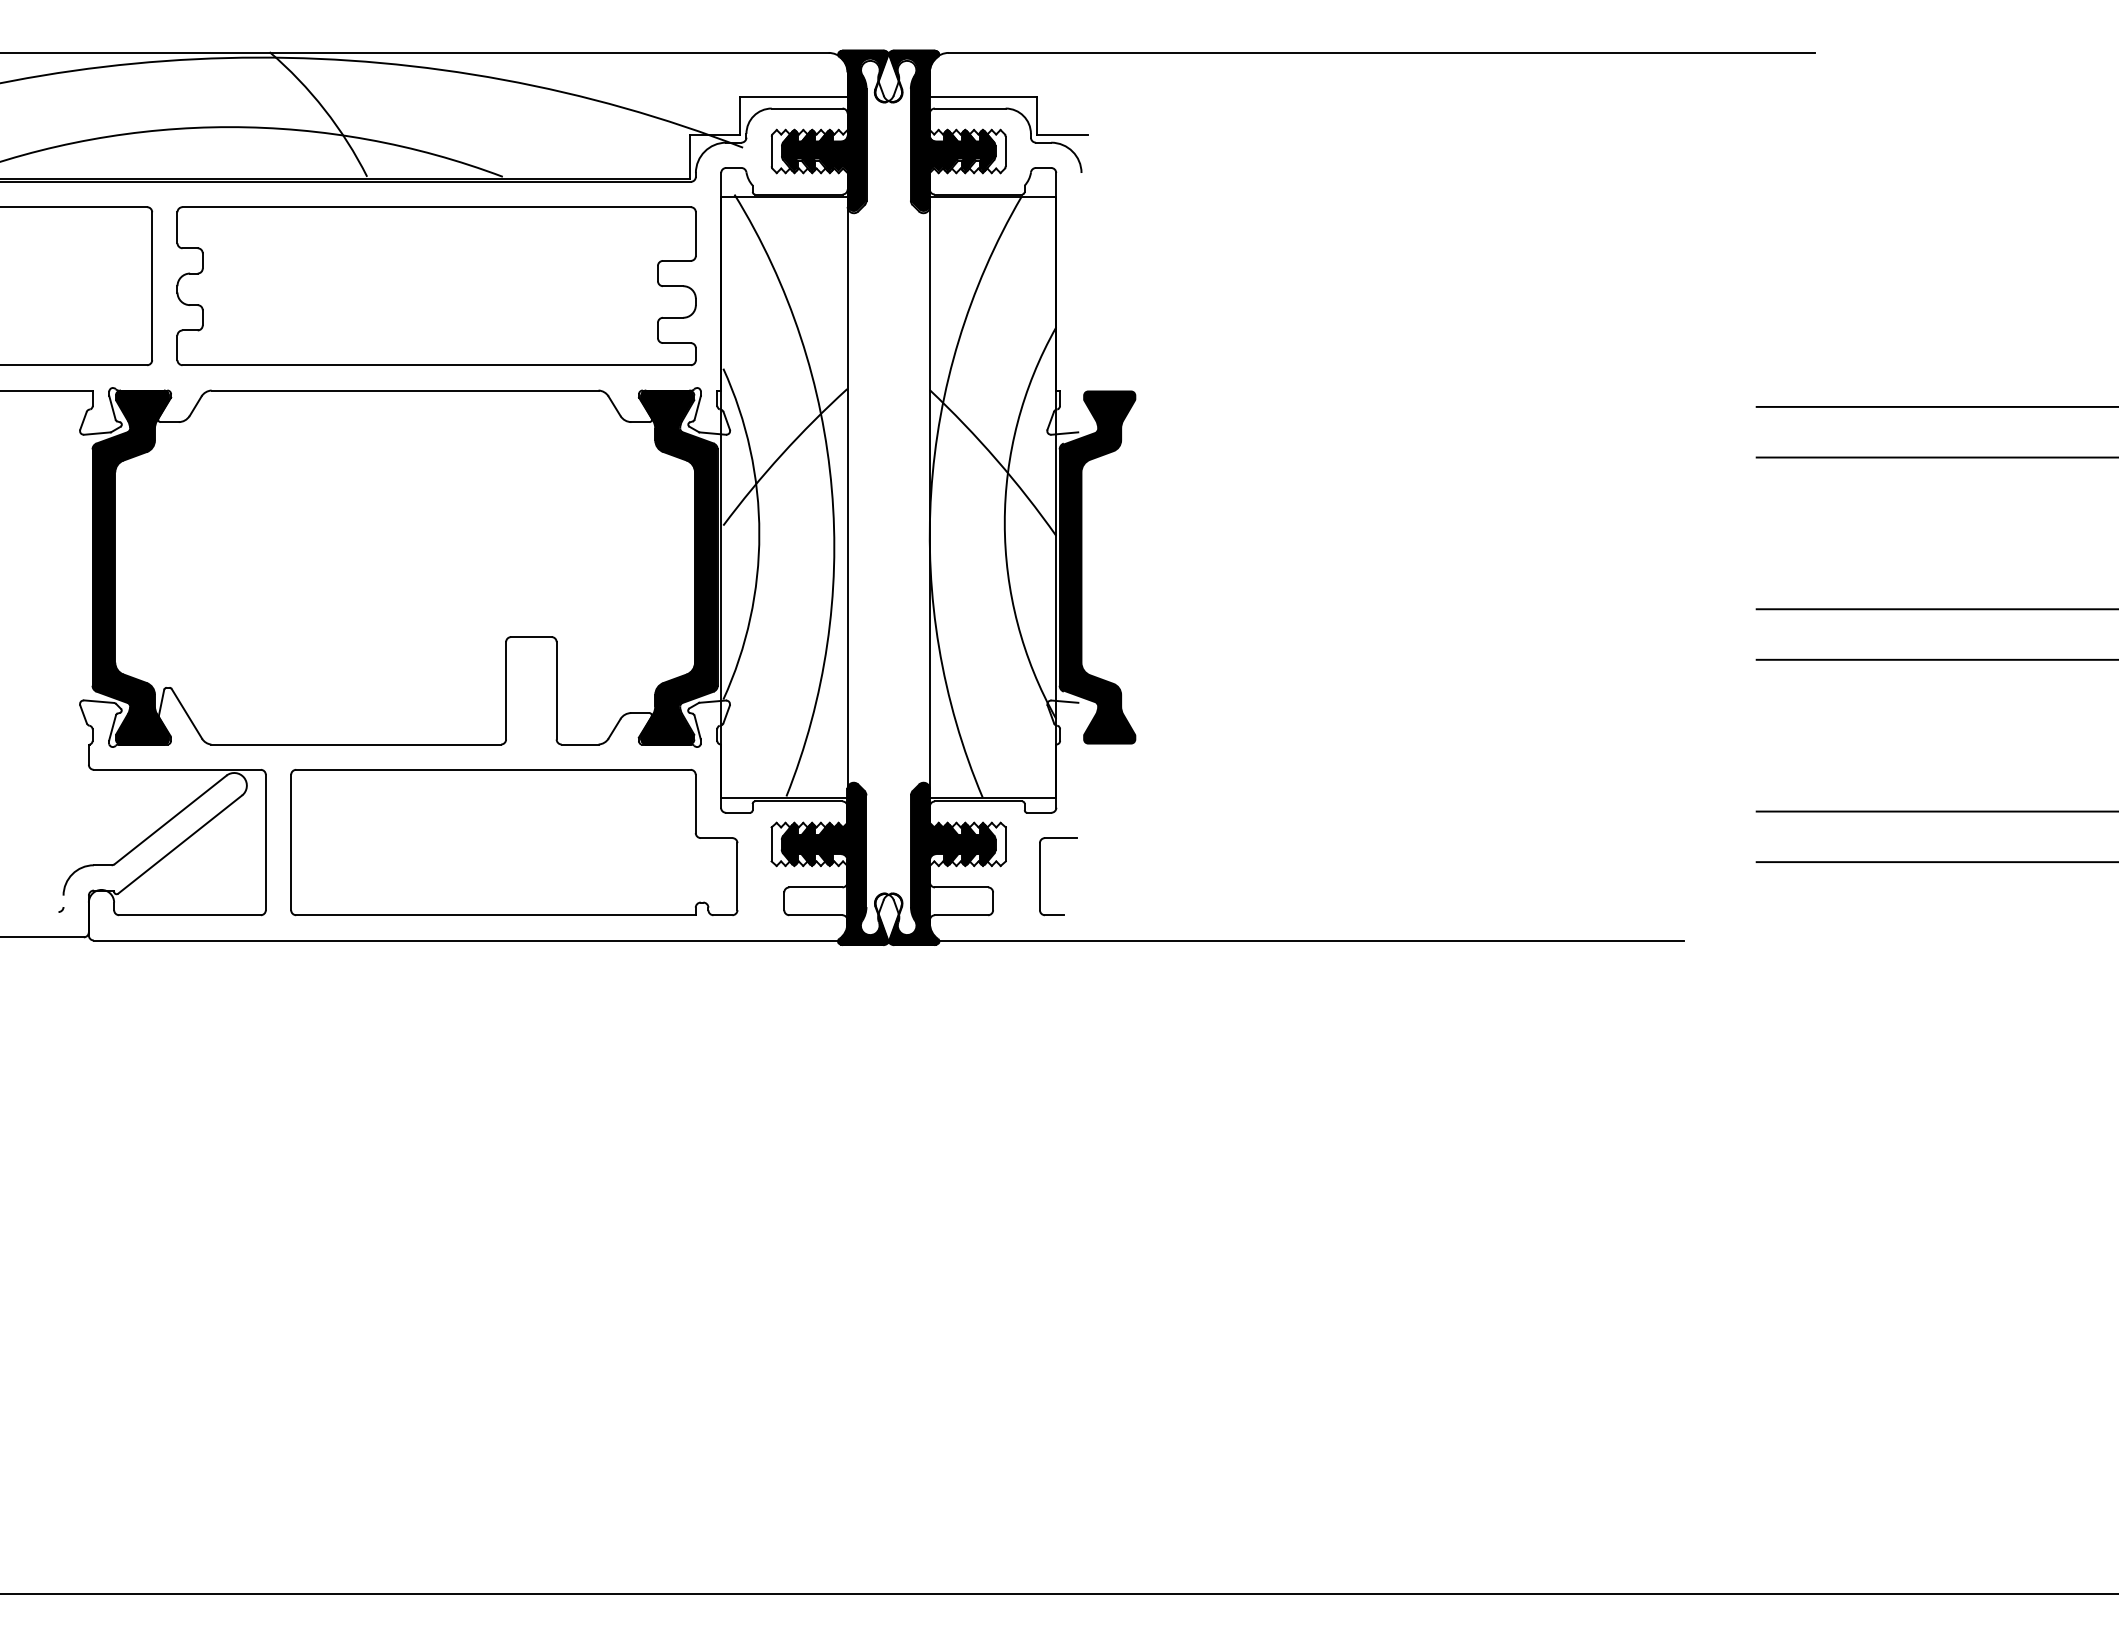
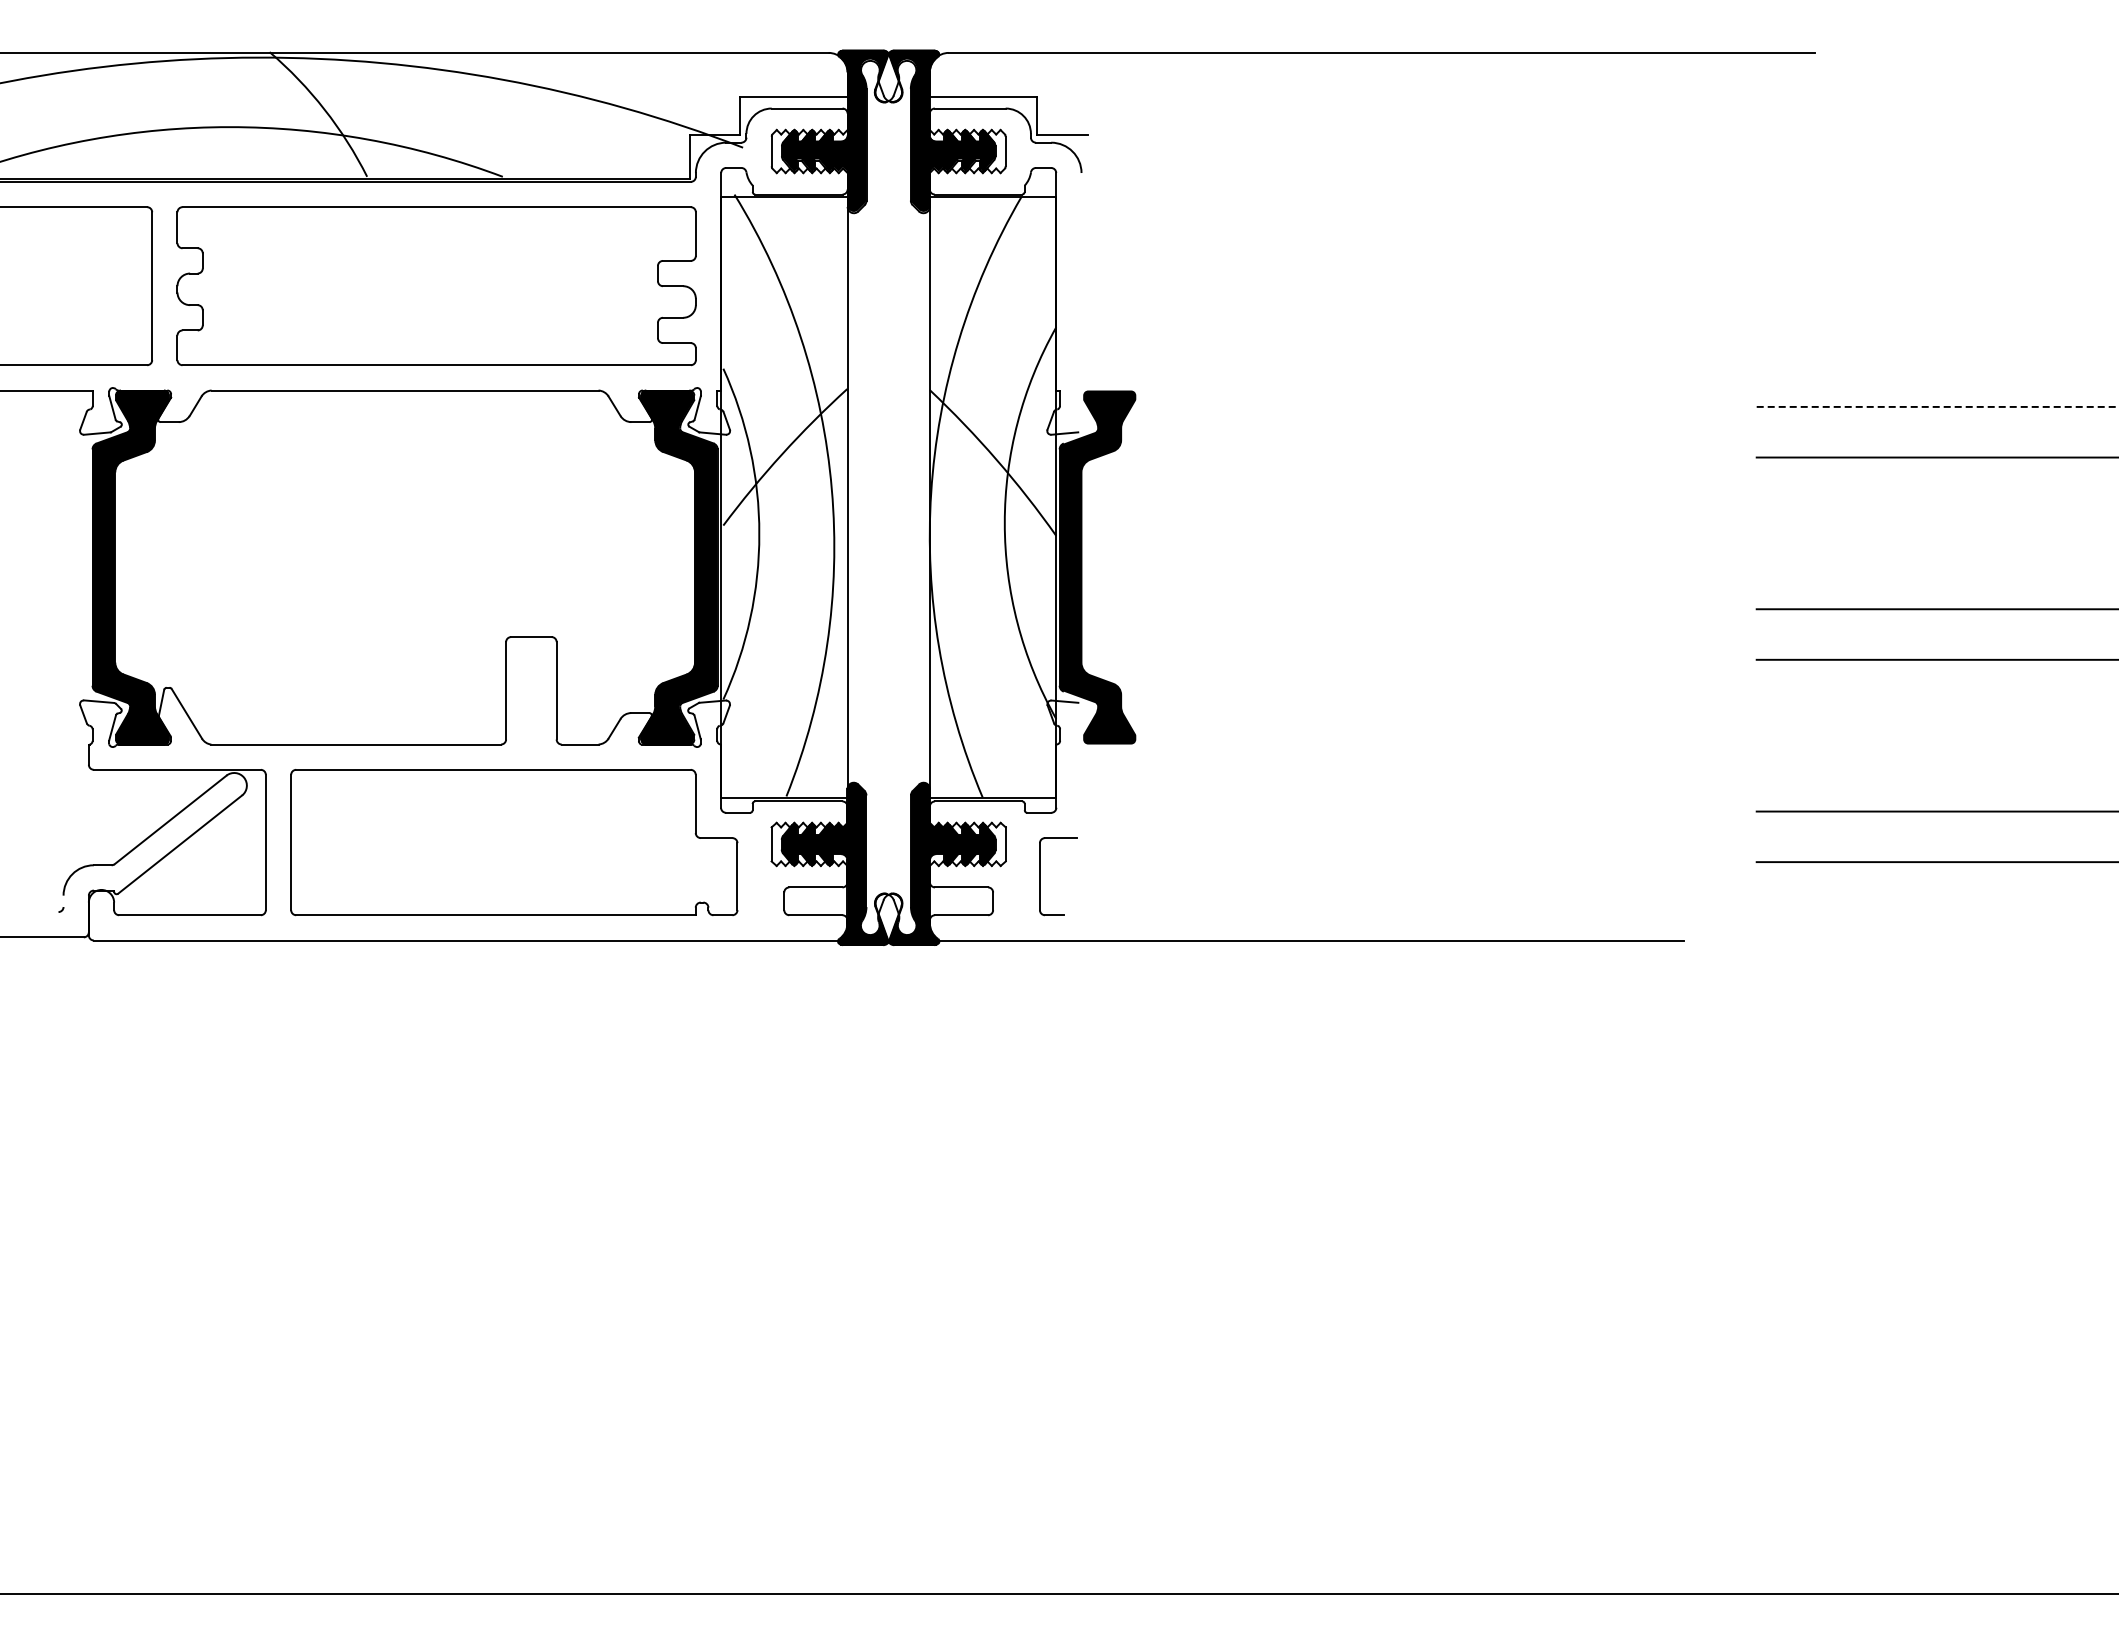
line: solid -> dashed (1937, 406)
